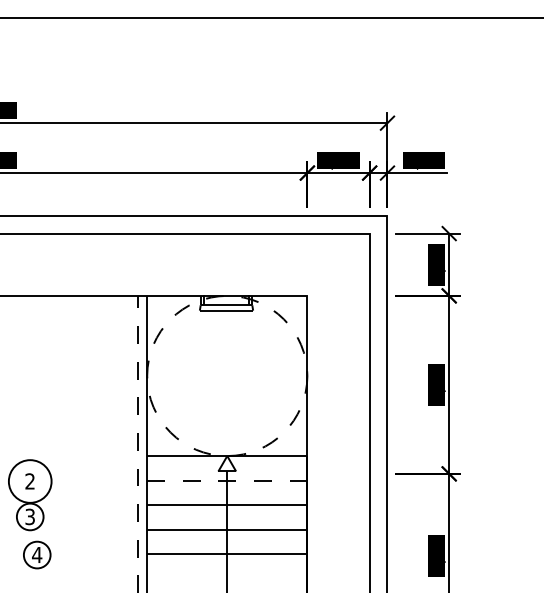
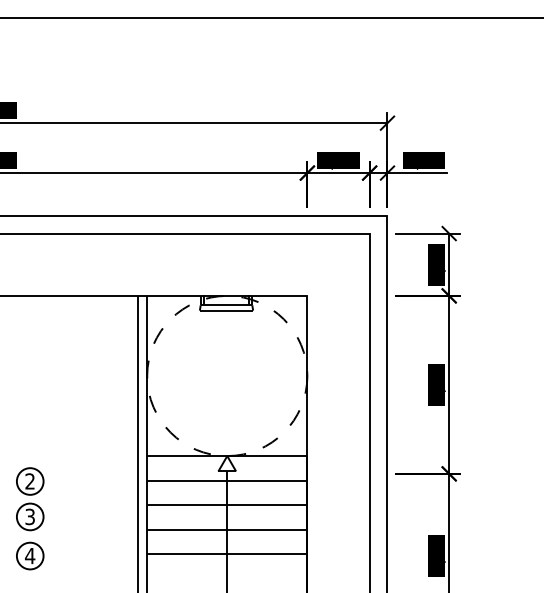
line: dashed -> solid (138, 443)
line: dashed -> solid (227, 480)
circle diameter: 43 px -> 27 px (29, 481)
part position: (37, 554) -> (30, 555) (30, 555)
